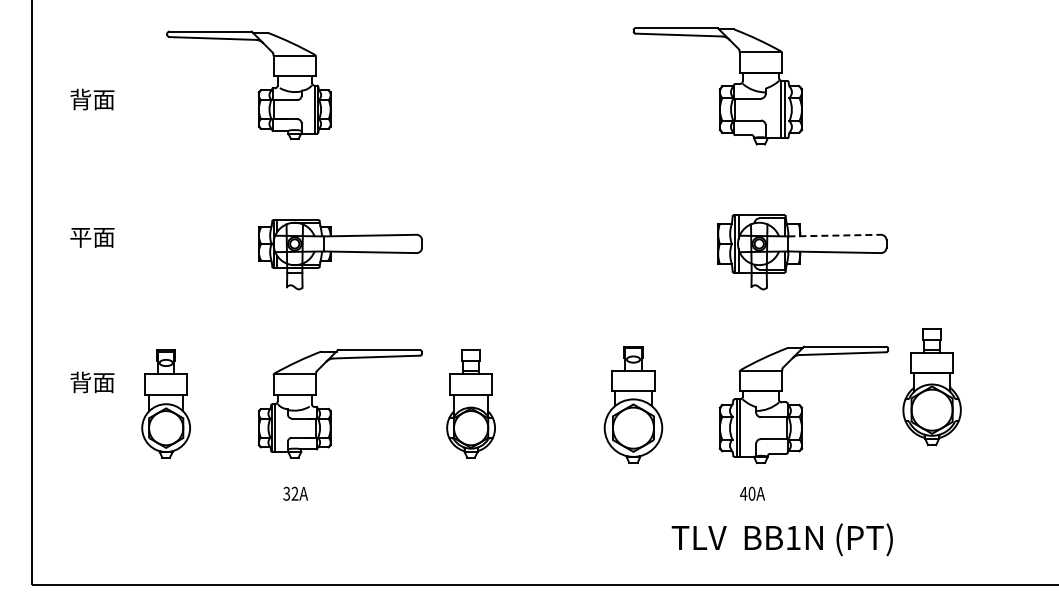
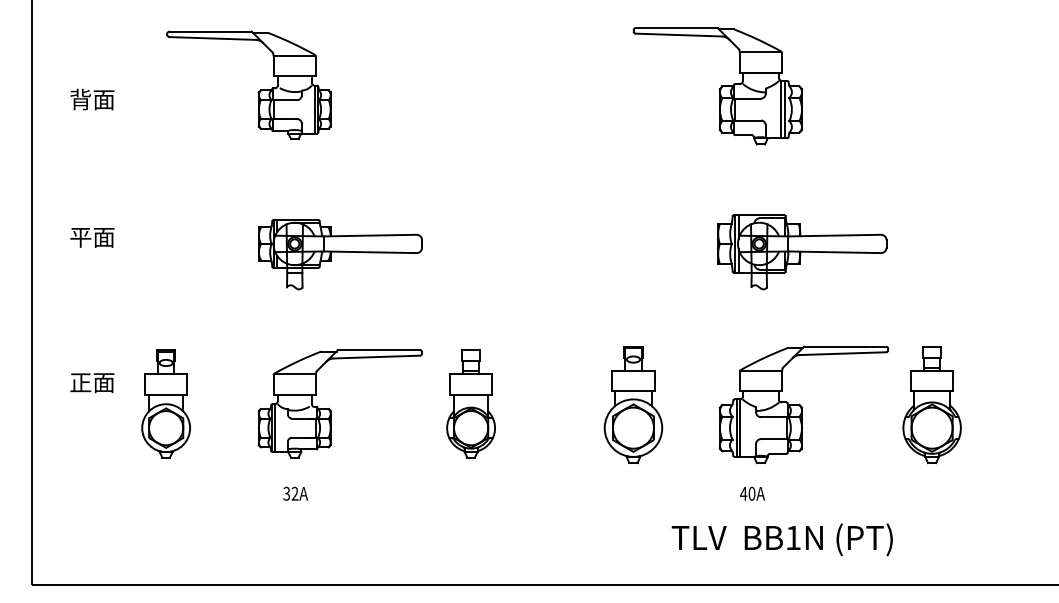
line: dashed -> solid (835, 235)
text: 背面 -> 正面 (80, 382)
part position: (931, 387) -> (931, 405) (931, 405)
